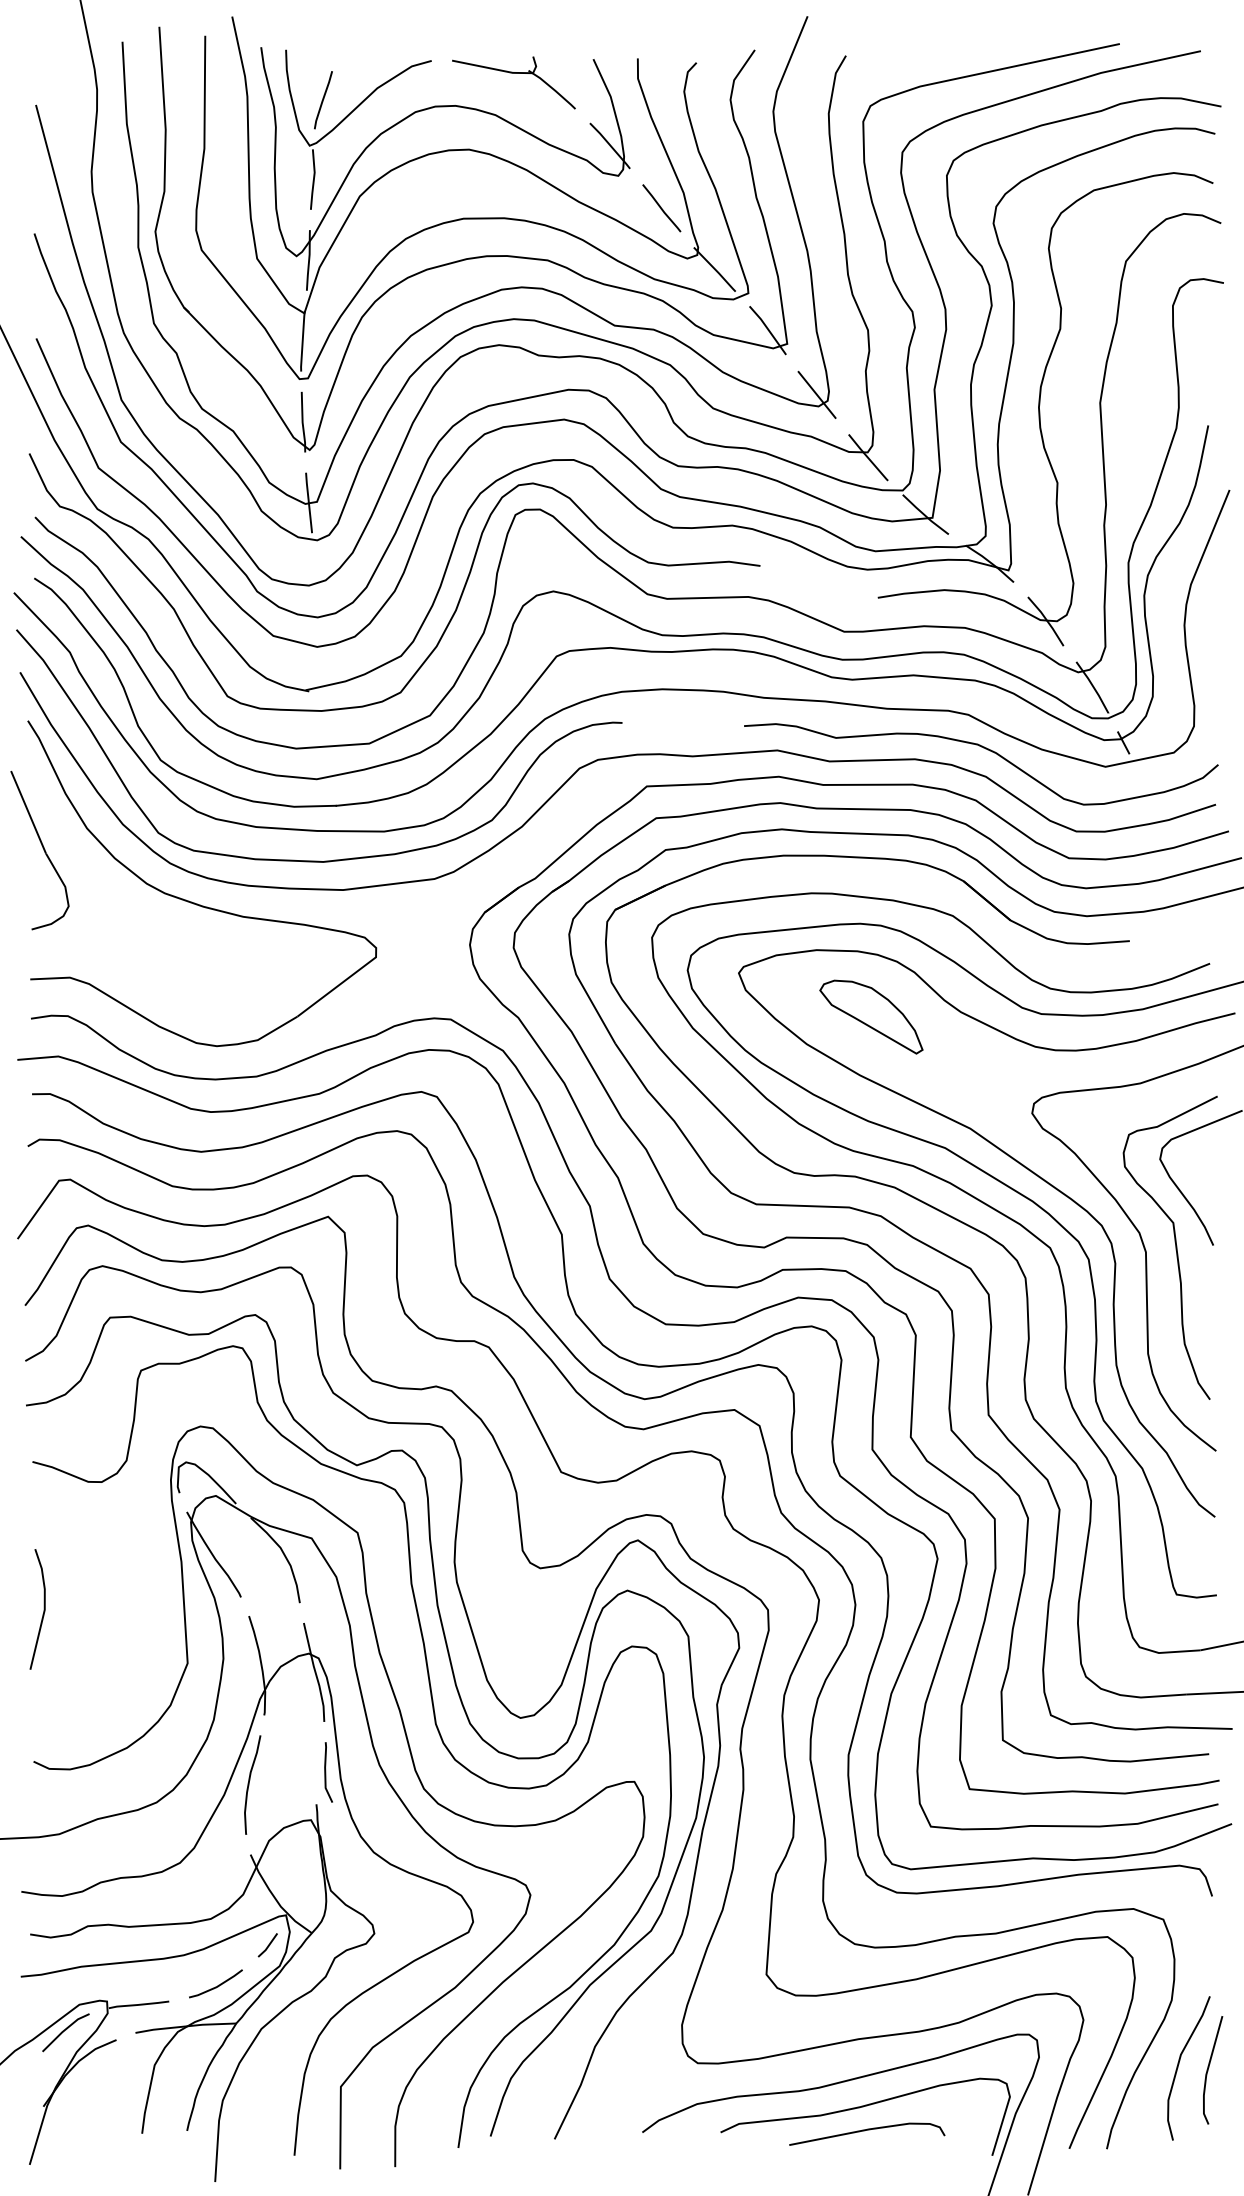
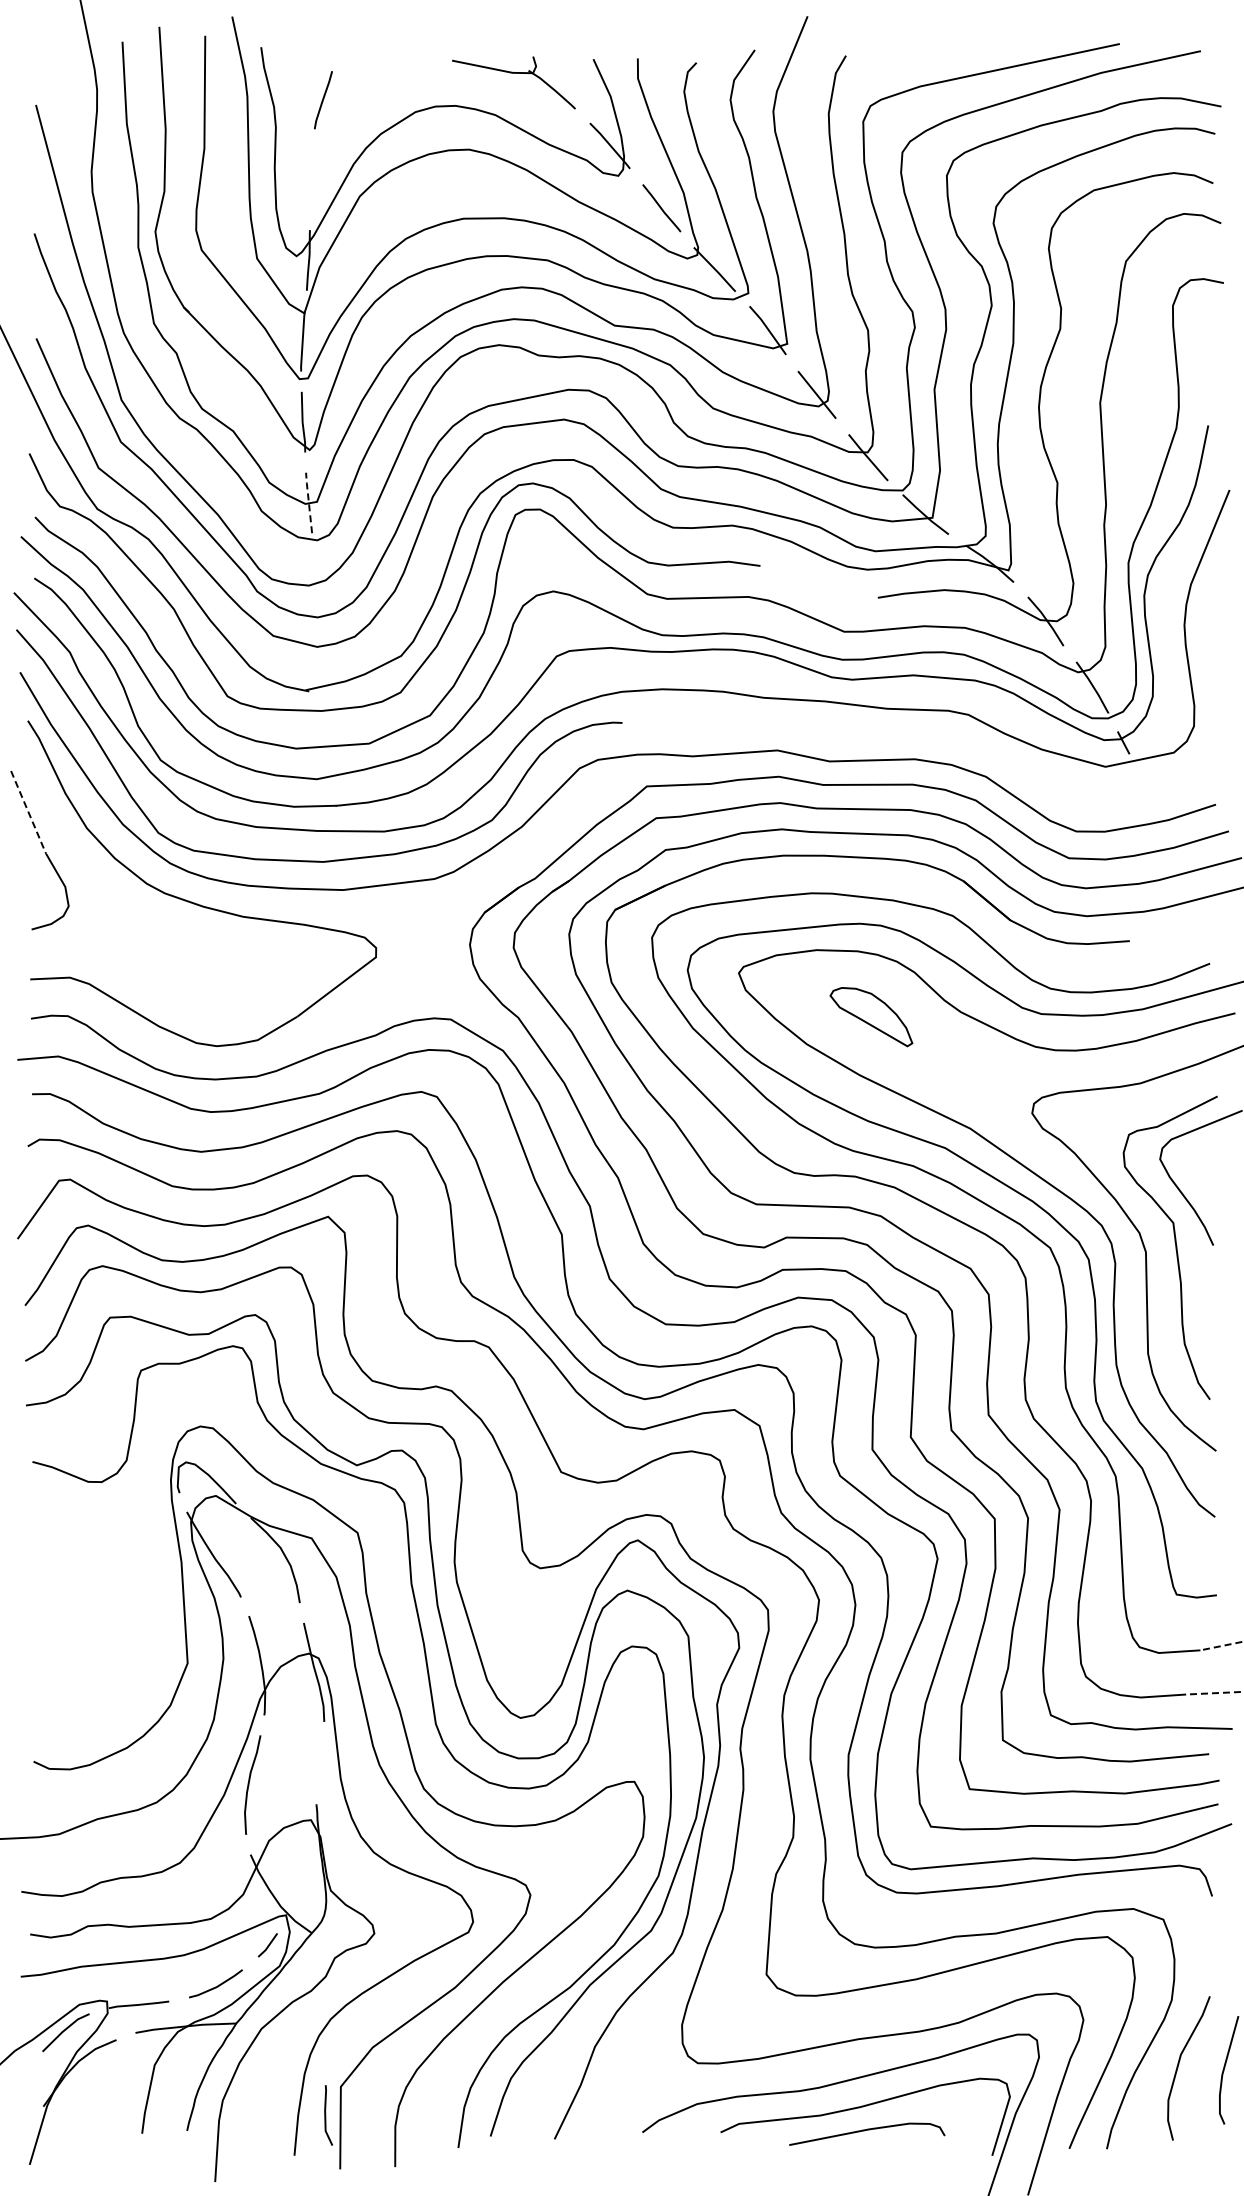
part: present -> none (347, 117)
line: solid -> dashed (308, 502)
curve: present -> none (987, 750)
line: solid -> dashed (28, 812)
part size: 105x76 px -> 85x61 px (871, 1017)
line: present -> none (43, 1609)
line: solid -> dashed (1221, 1646)
line: solid -> dashed (1214, 1693)
line position: (326, 1772) -> (326, 2115) (326, 2115)
line position: (1209, 2067) -> (1225, 2067) (1225, 2067)
